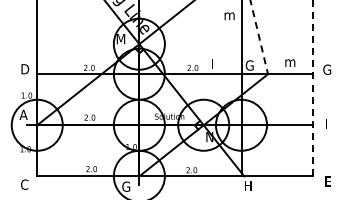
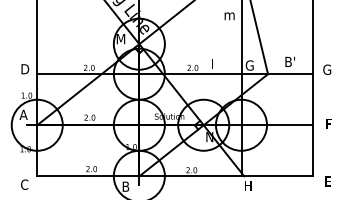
line: dashed -> solid (259, 37)
text: m -> B' (290, 61)
line: dashed -> solid (313, 88)
text: l -> F (329, 123)
text: G -> B (126, 186)
